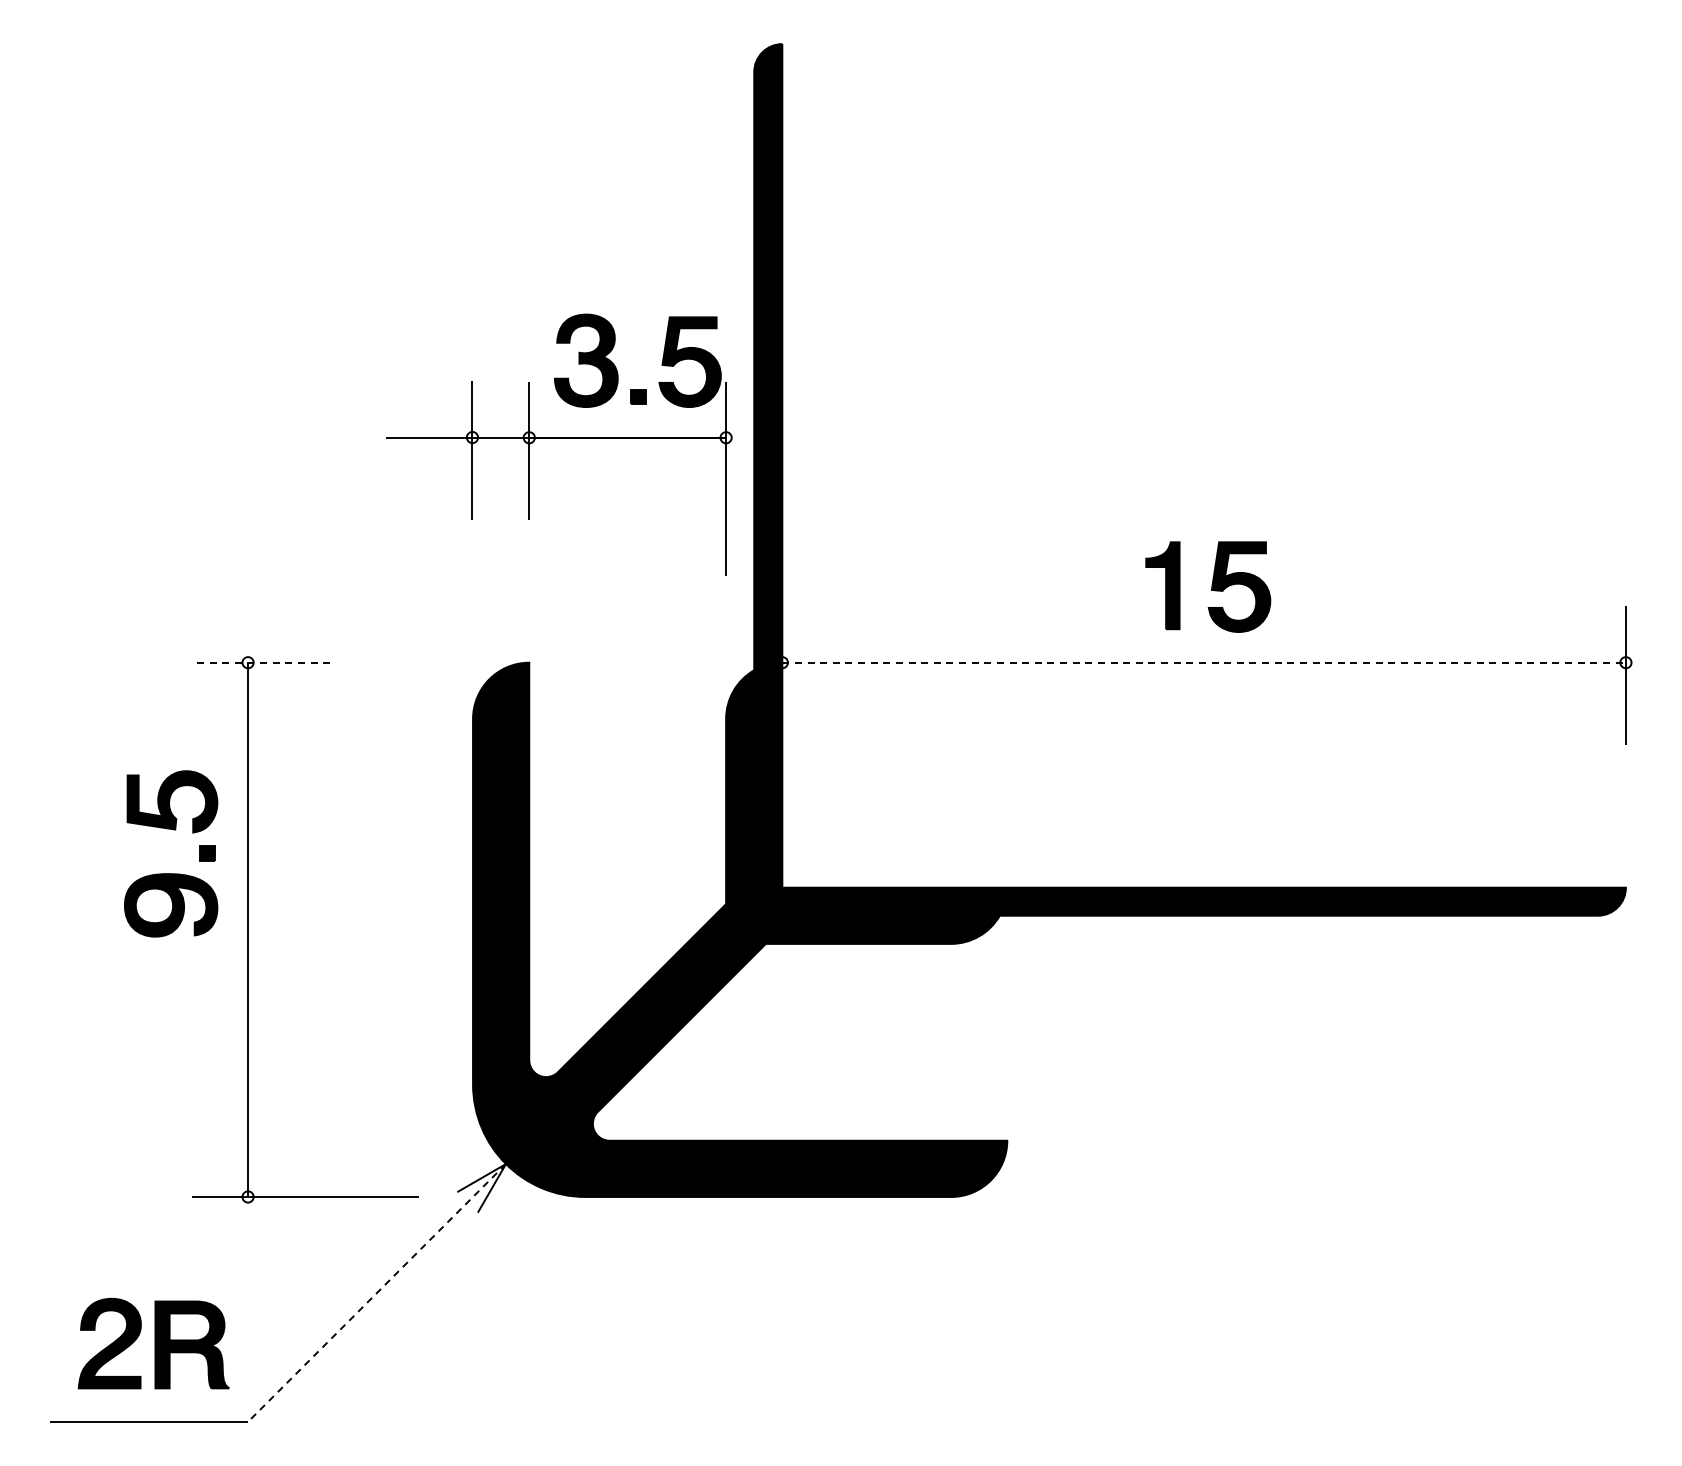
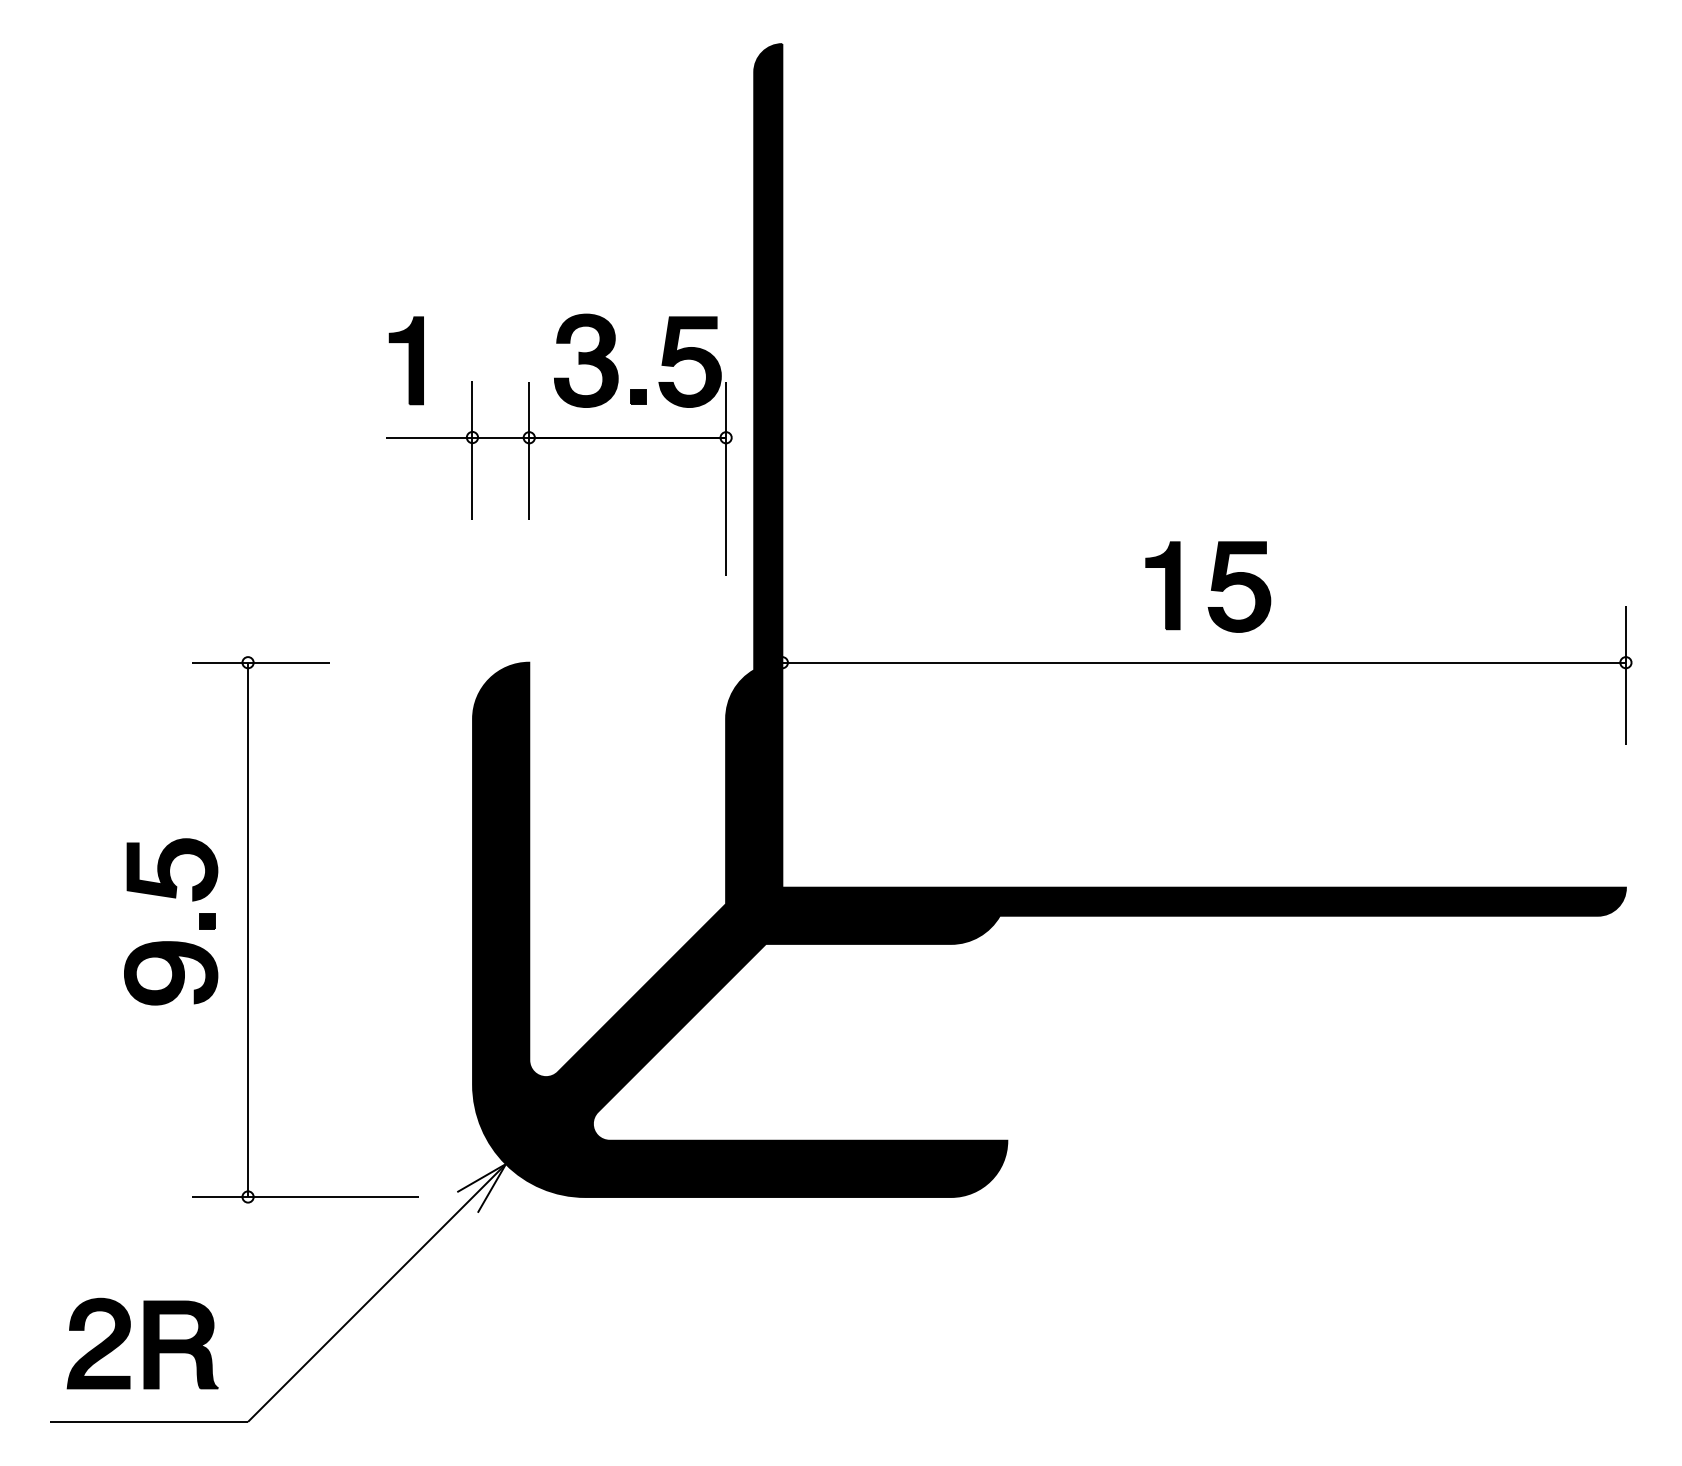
part: none -> present (405, 360)
line: dashed -> solid (260, 662)
line: dashed -> solid (1204, 662)
part position: (171, 873) -> (171, 941) (171, 941)
line: dashed -> solid (376, 1293)
part position: (153, 1343) -> (142, 1343) (142, 1343)
